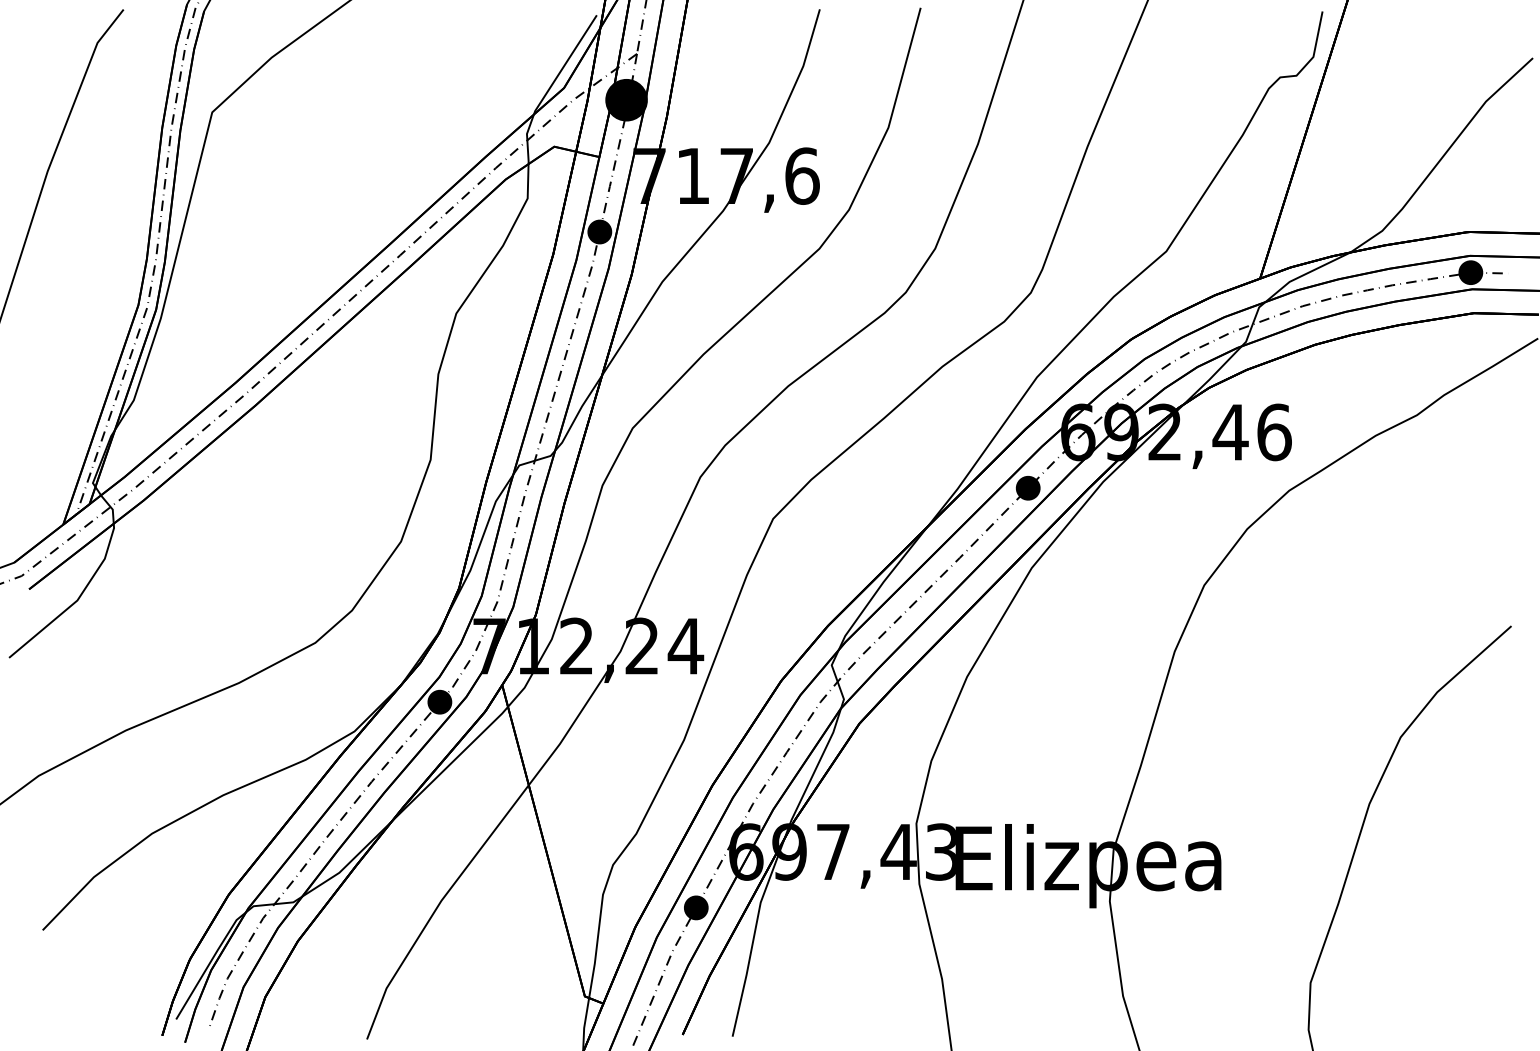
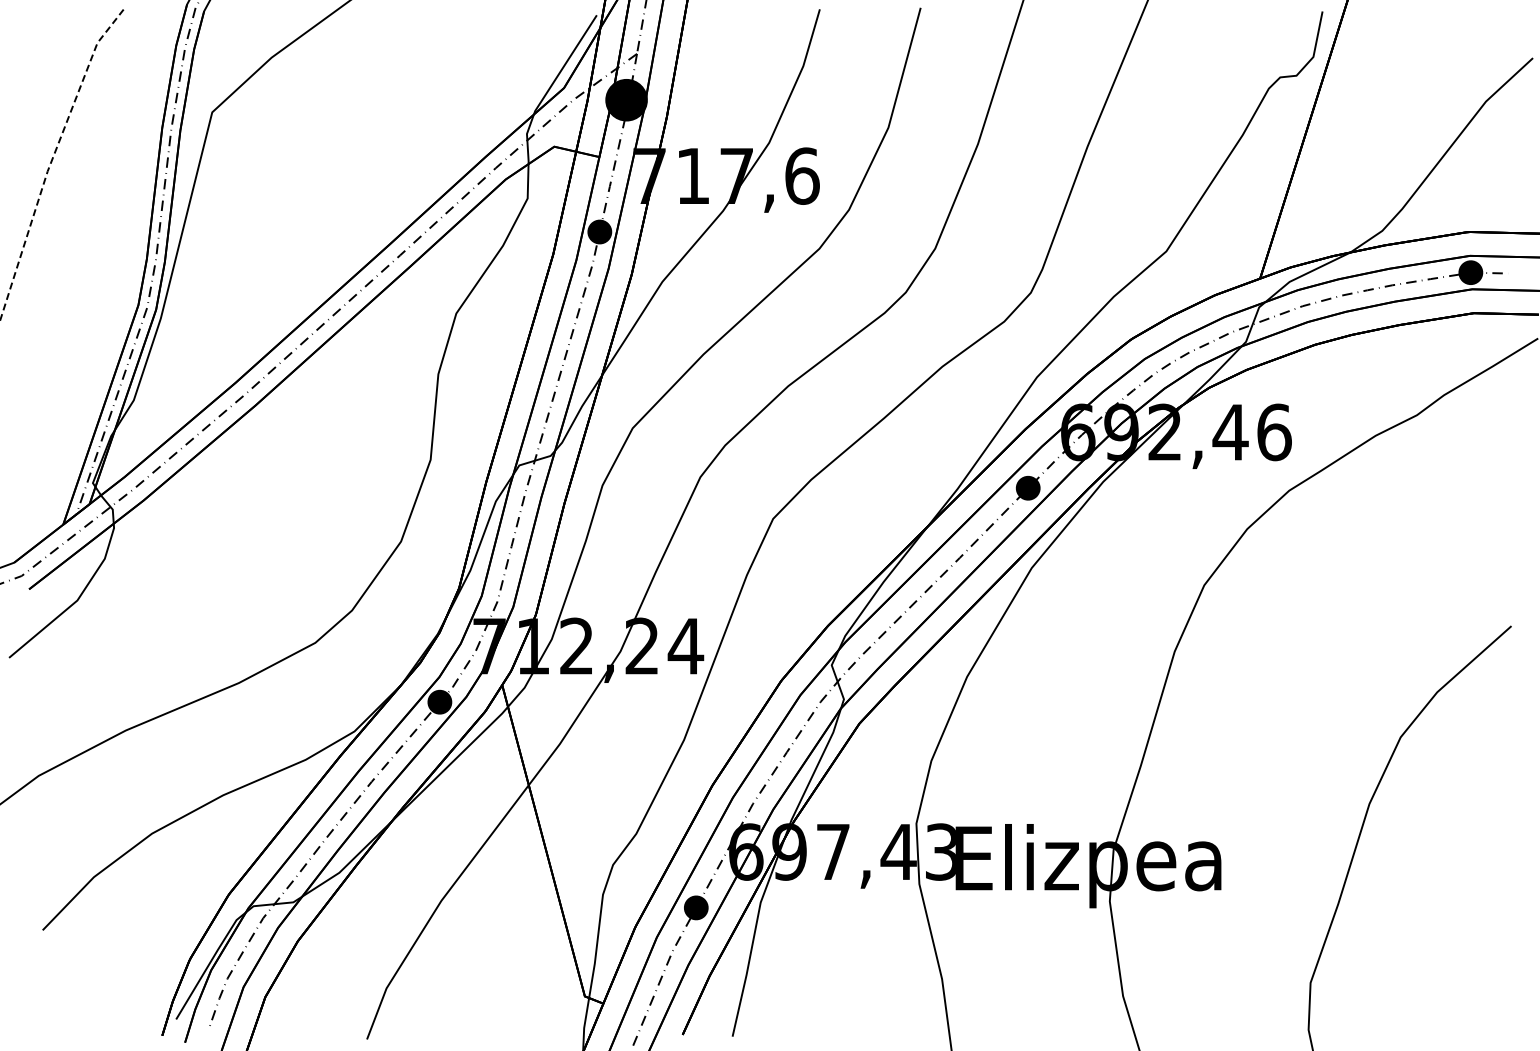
line: solid -> dashed (52, 160)
